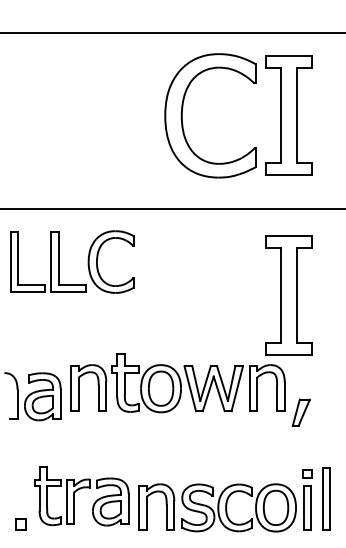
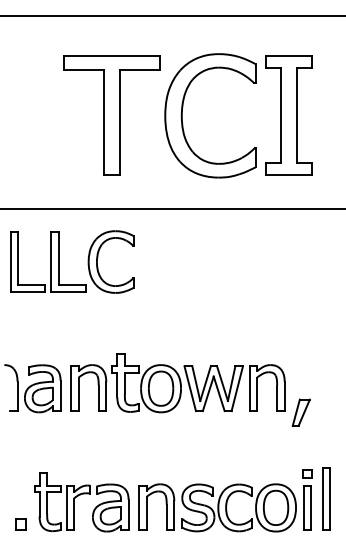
line position: (172, 33) -> (172, 16) (172, 16)
part: none -> present (111, 115)
part: present -> none (288, 295)
part position: (32, 396) -> (32, 388) (32, 388)
part position: (77, 491) -> (77, 497) (77, 497)
